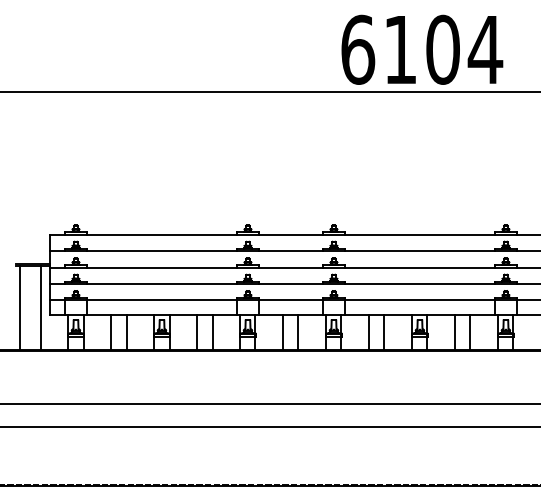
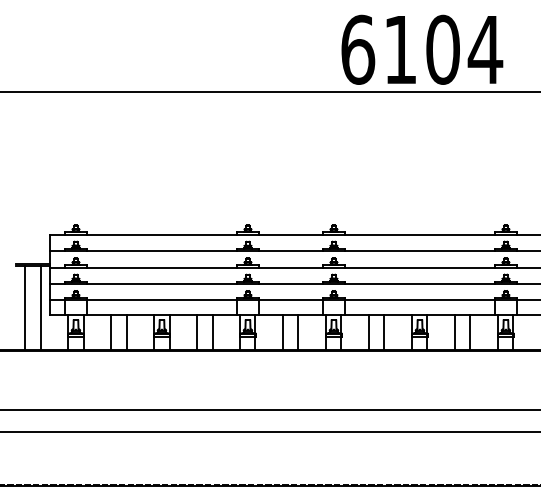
line position: (20, 307) -> (25, 307) (25, 307)
line position: (269, 404) -> (269, 410) (269, 410)
line position: (269, 426) -> (269, 431) (269, 431)
